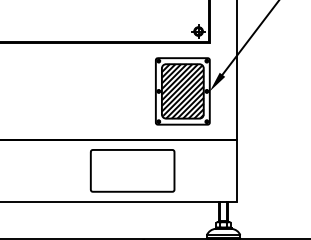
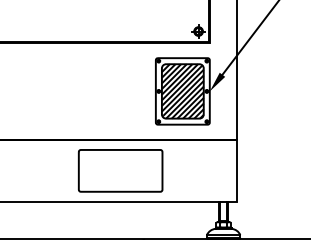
part position: (132, 170) -> (120, 170) (120, 170)
